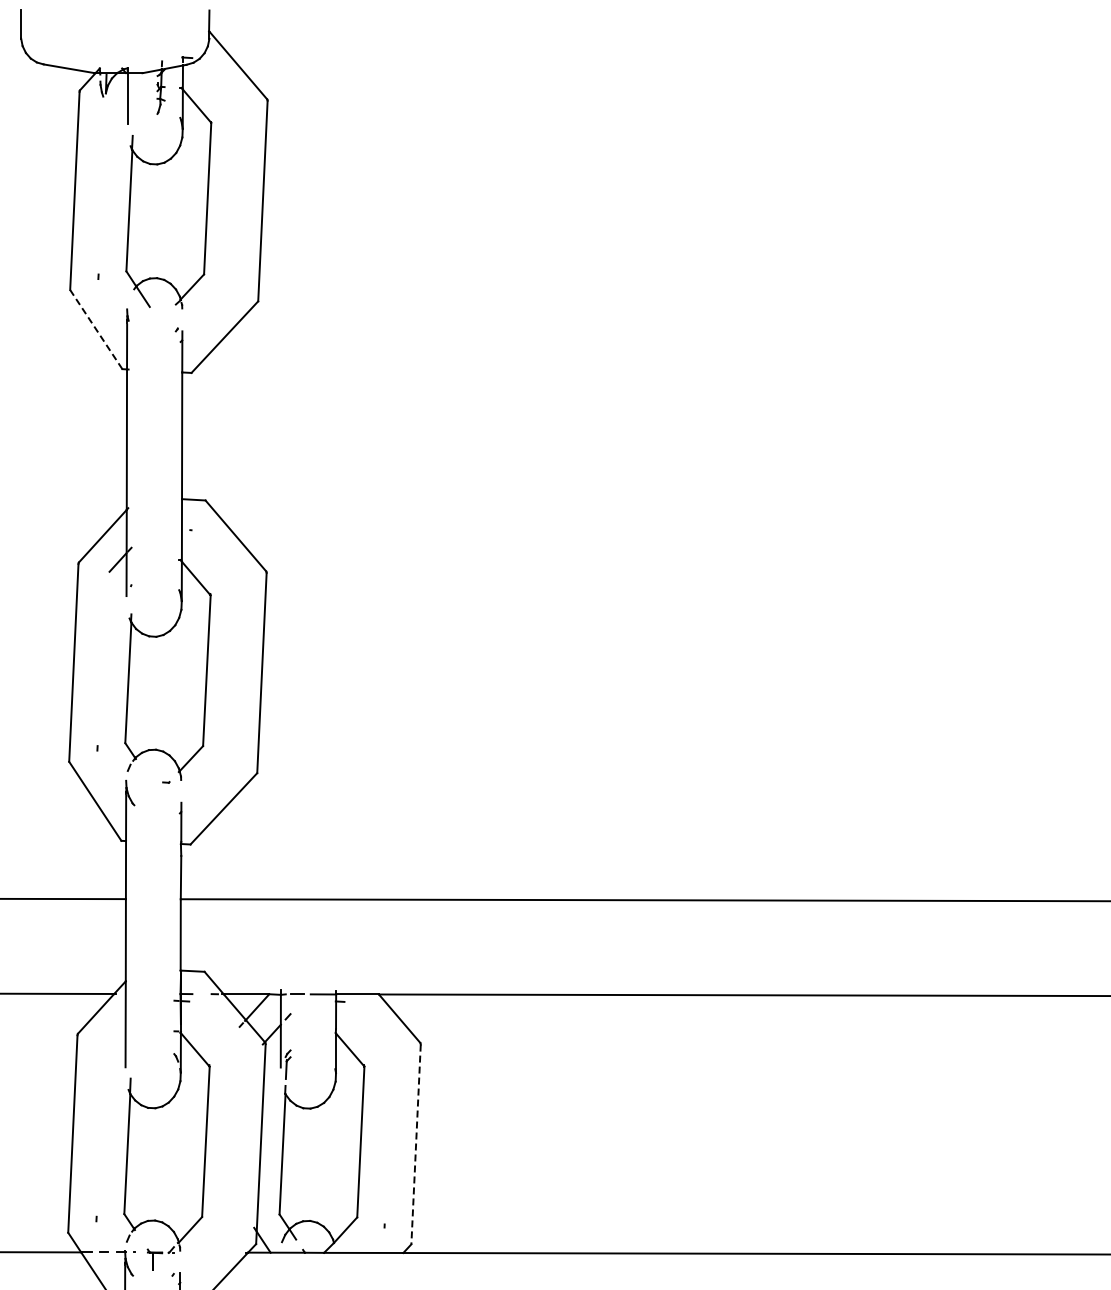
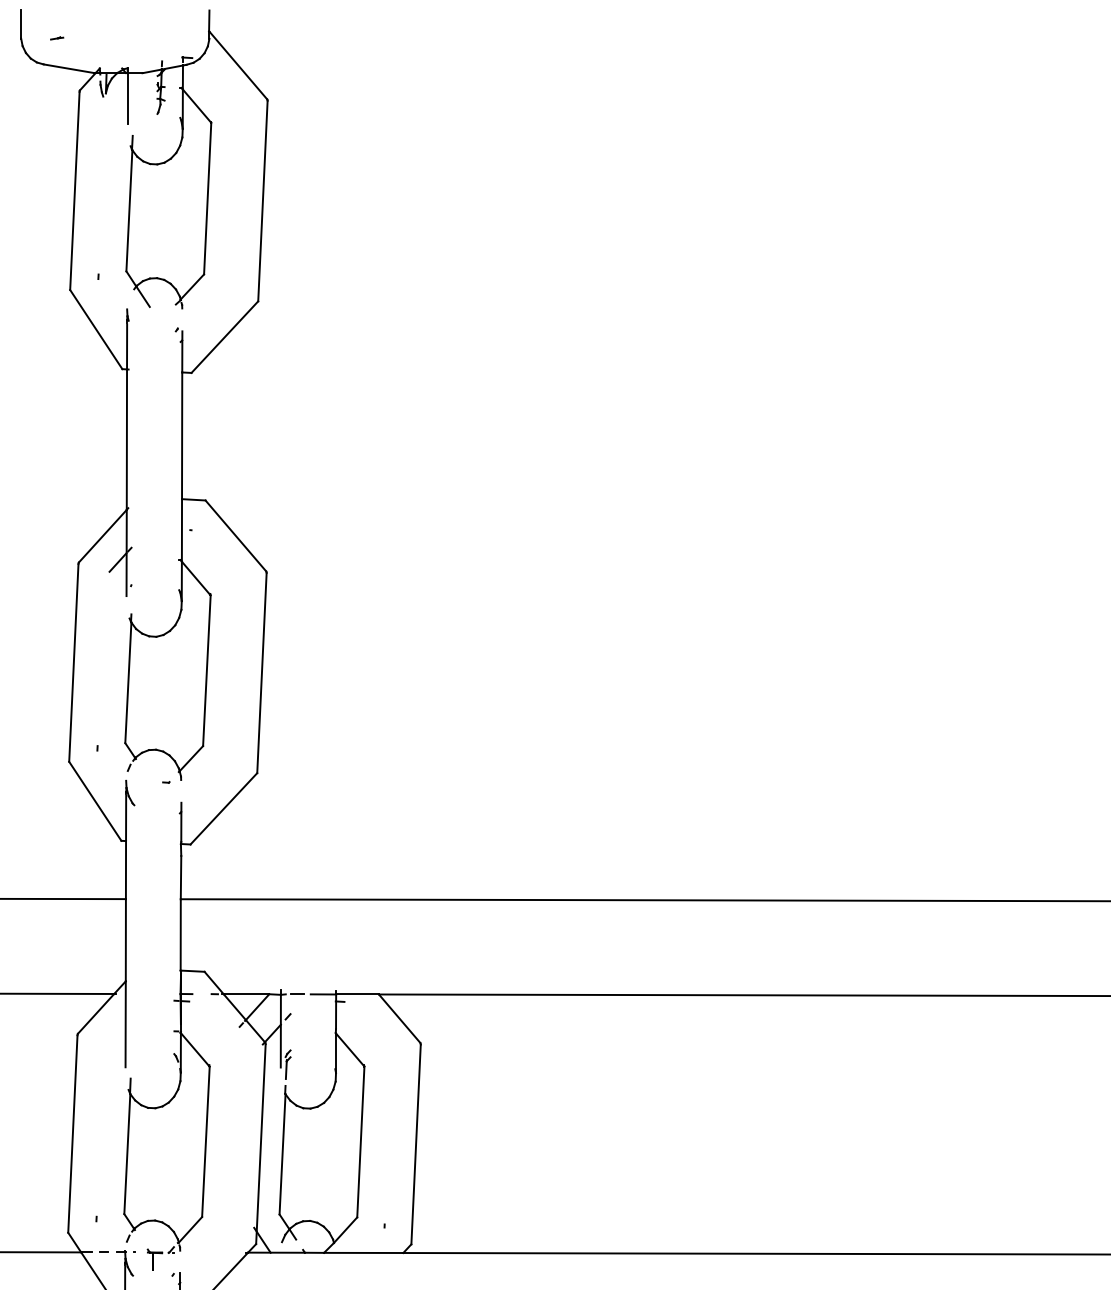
part: none -> present (57, 38)
line: dashed -> solid (96, 329)
line: dashed -> solid (416, 1144)
